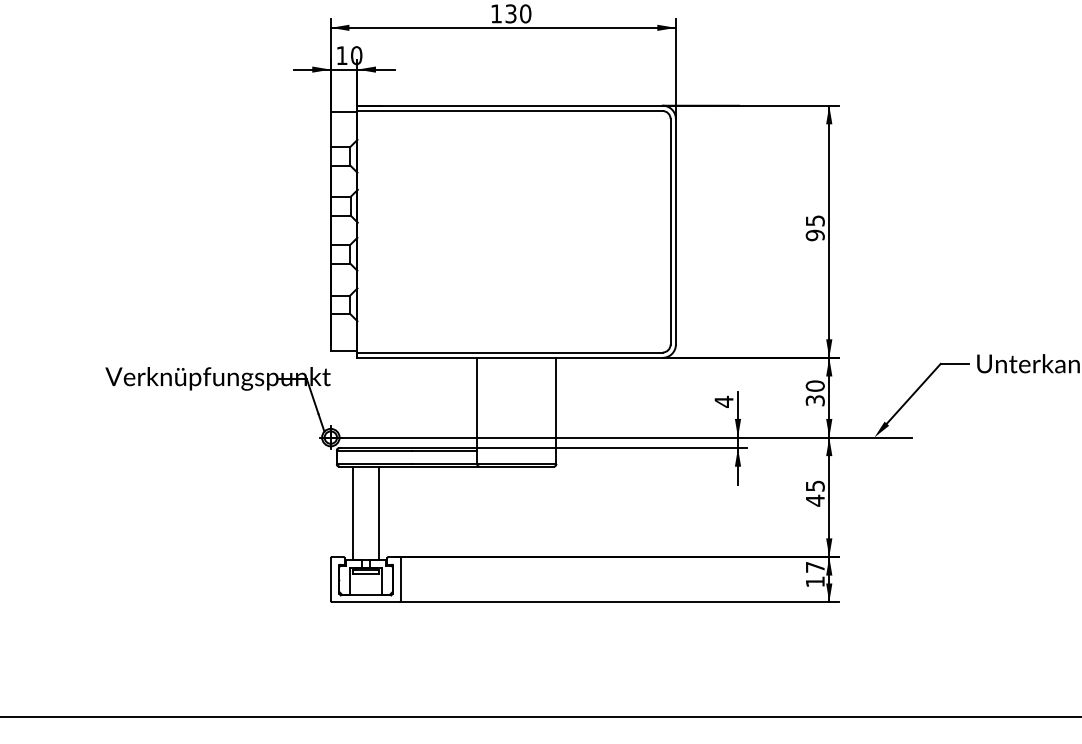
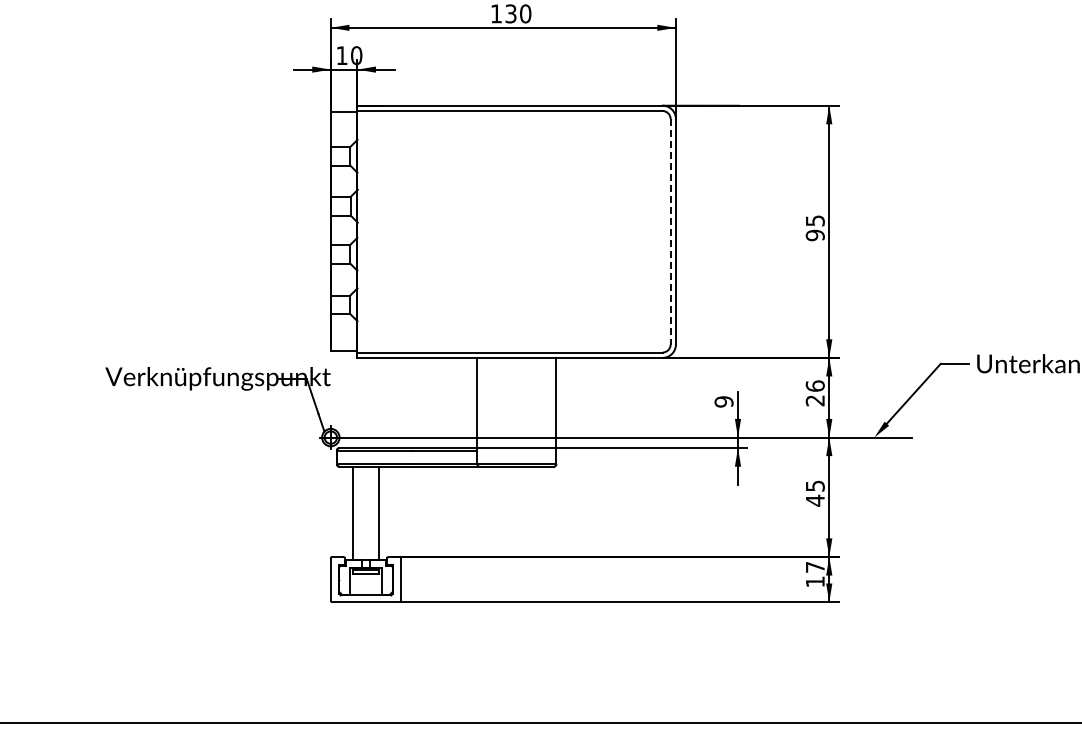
line: solid -> dashed (670, 231)
text: 30 -> 26 (814, 393)
text: 4 -> 9 (723, 401)
line position: (540, 716) -> (540, 722) (540, 722)
